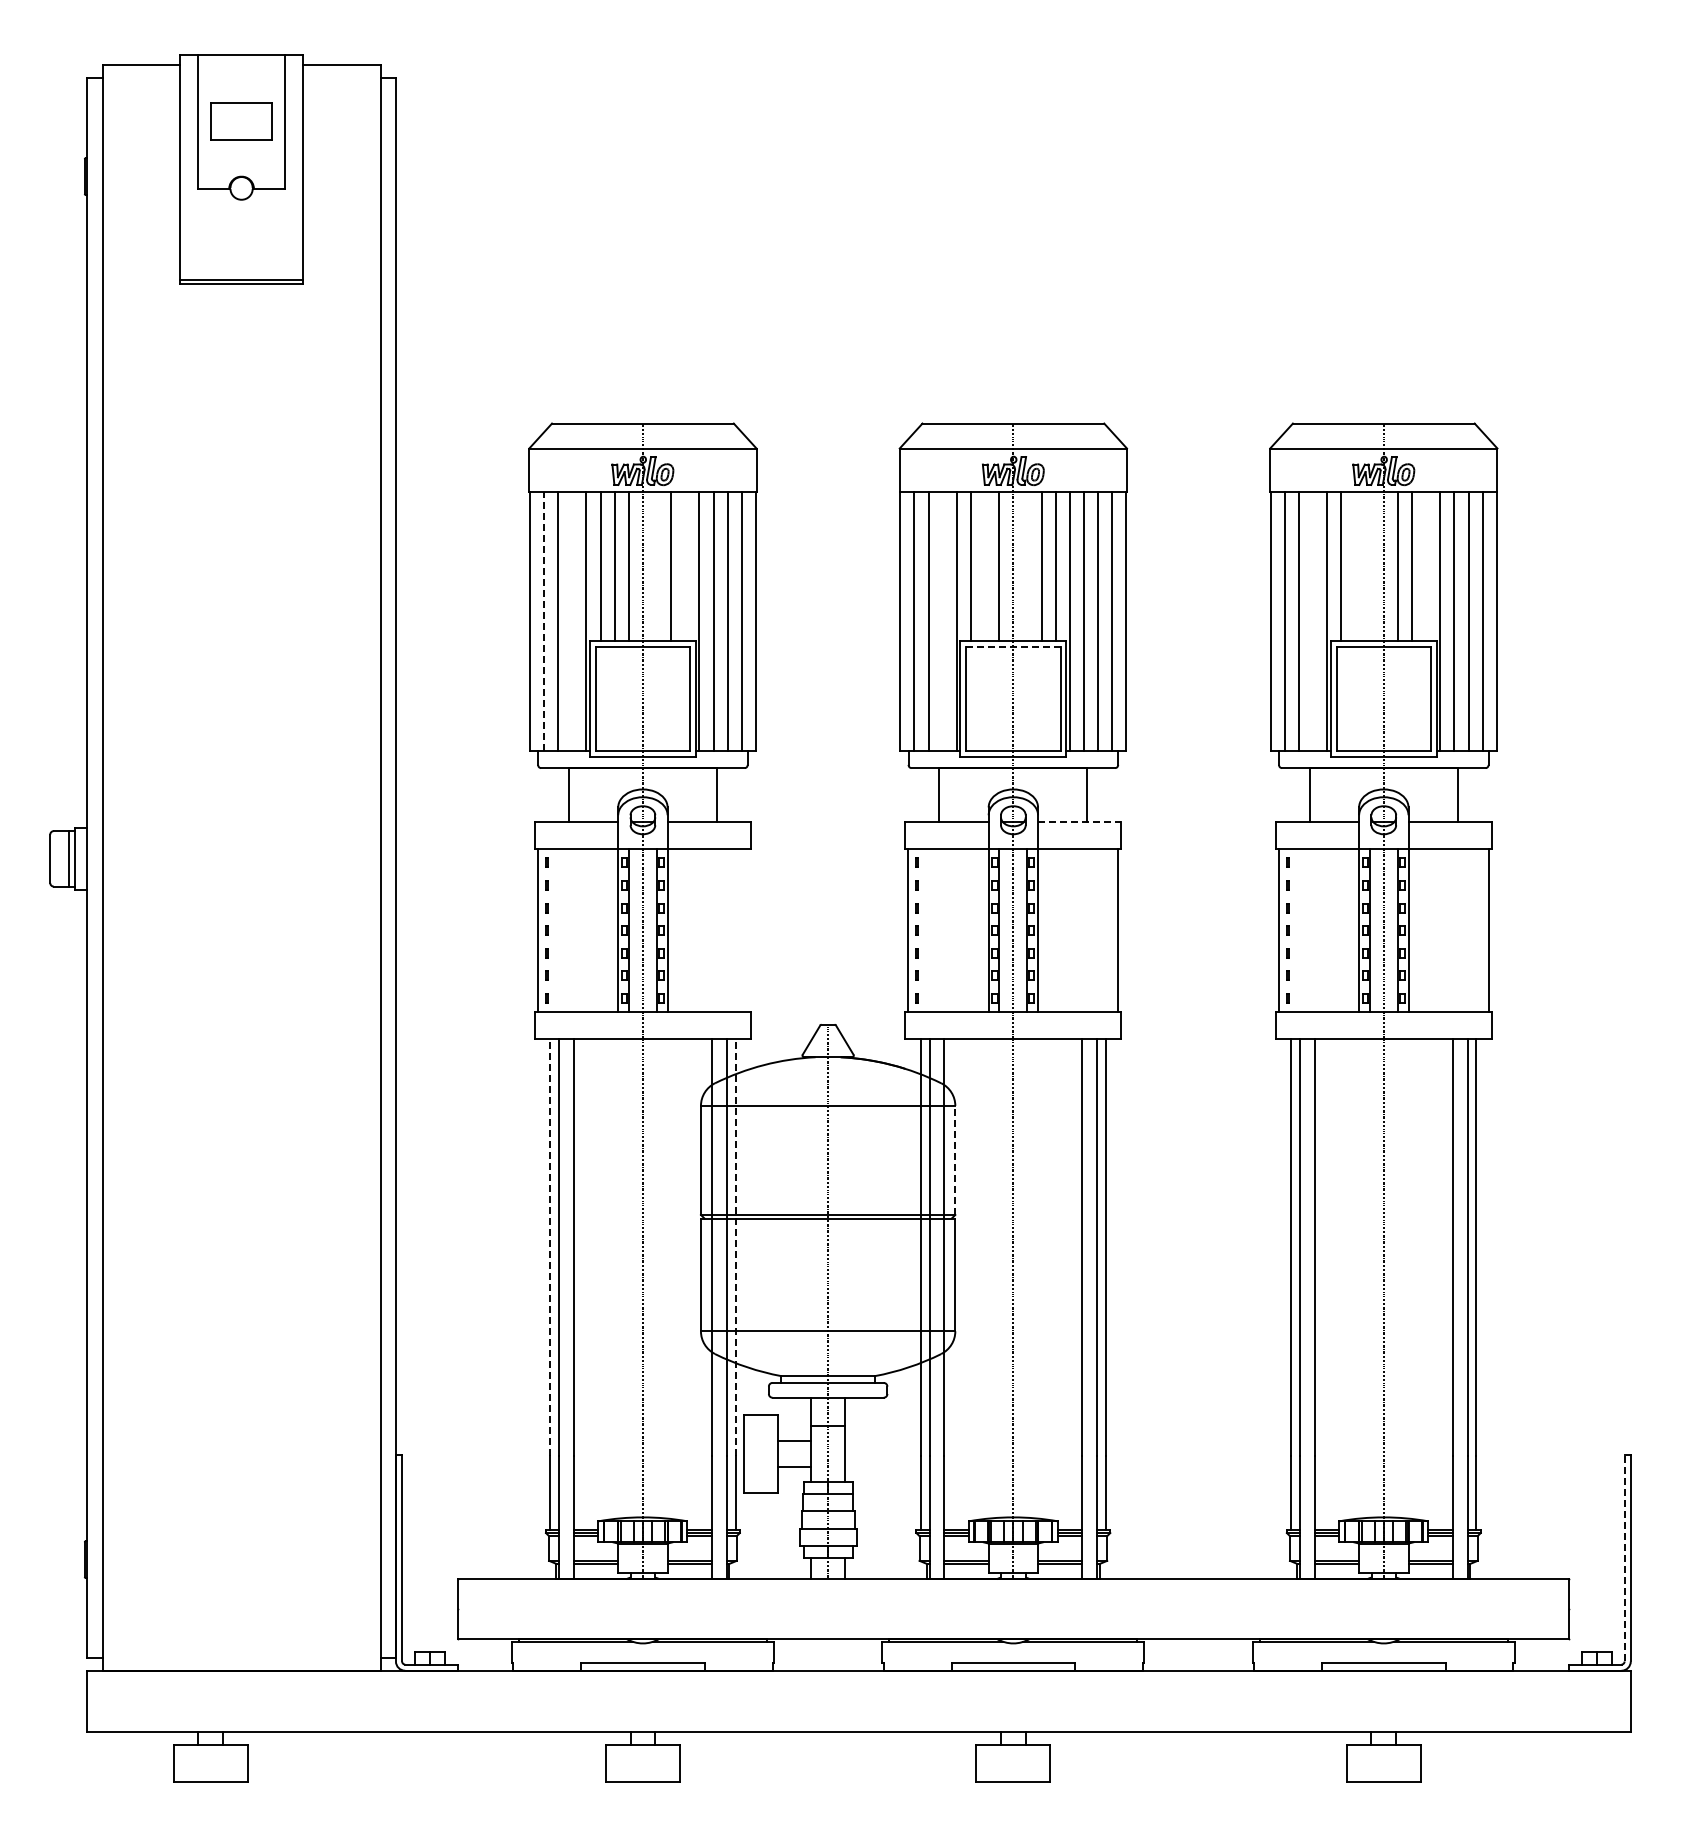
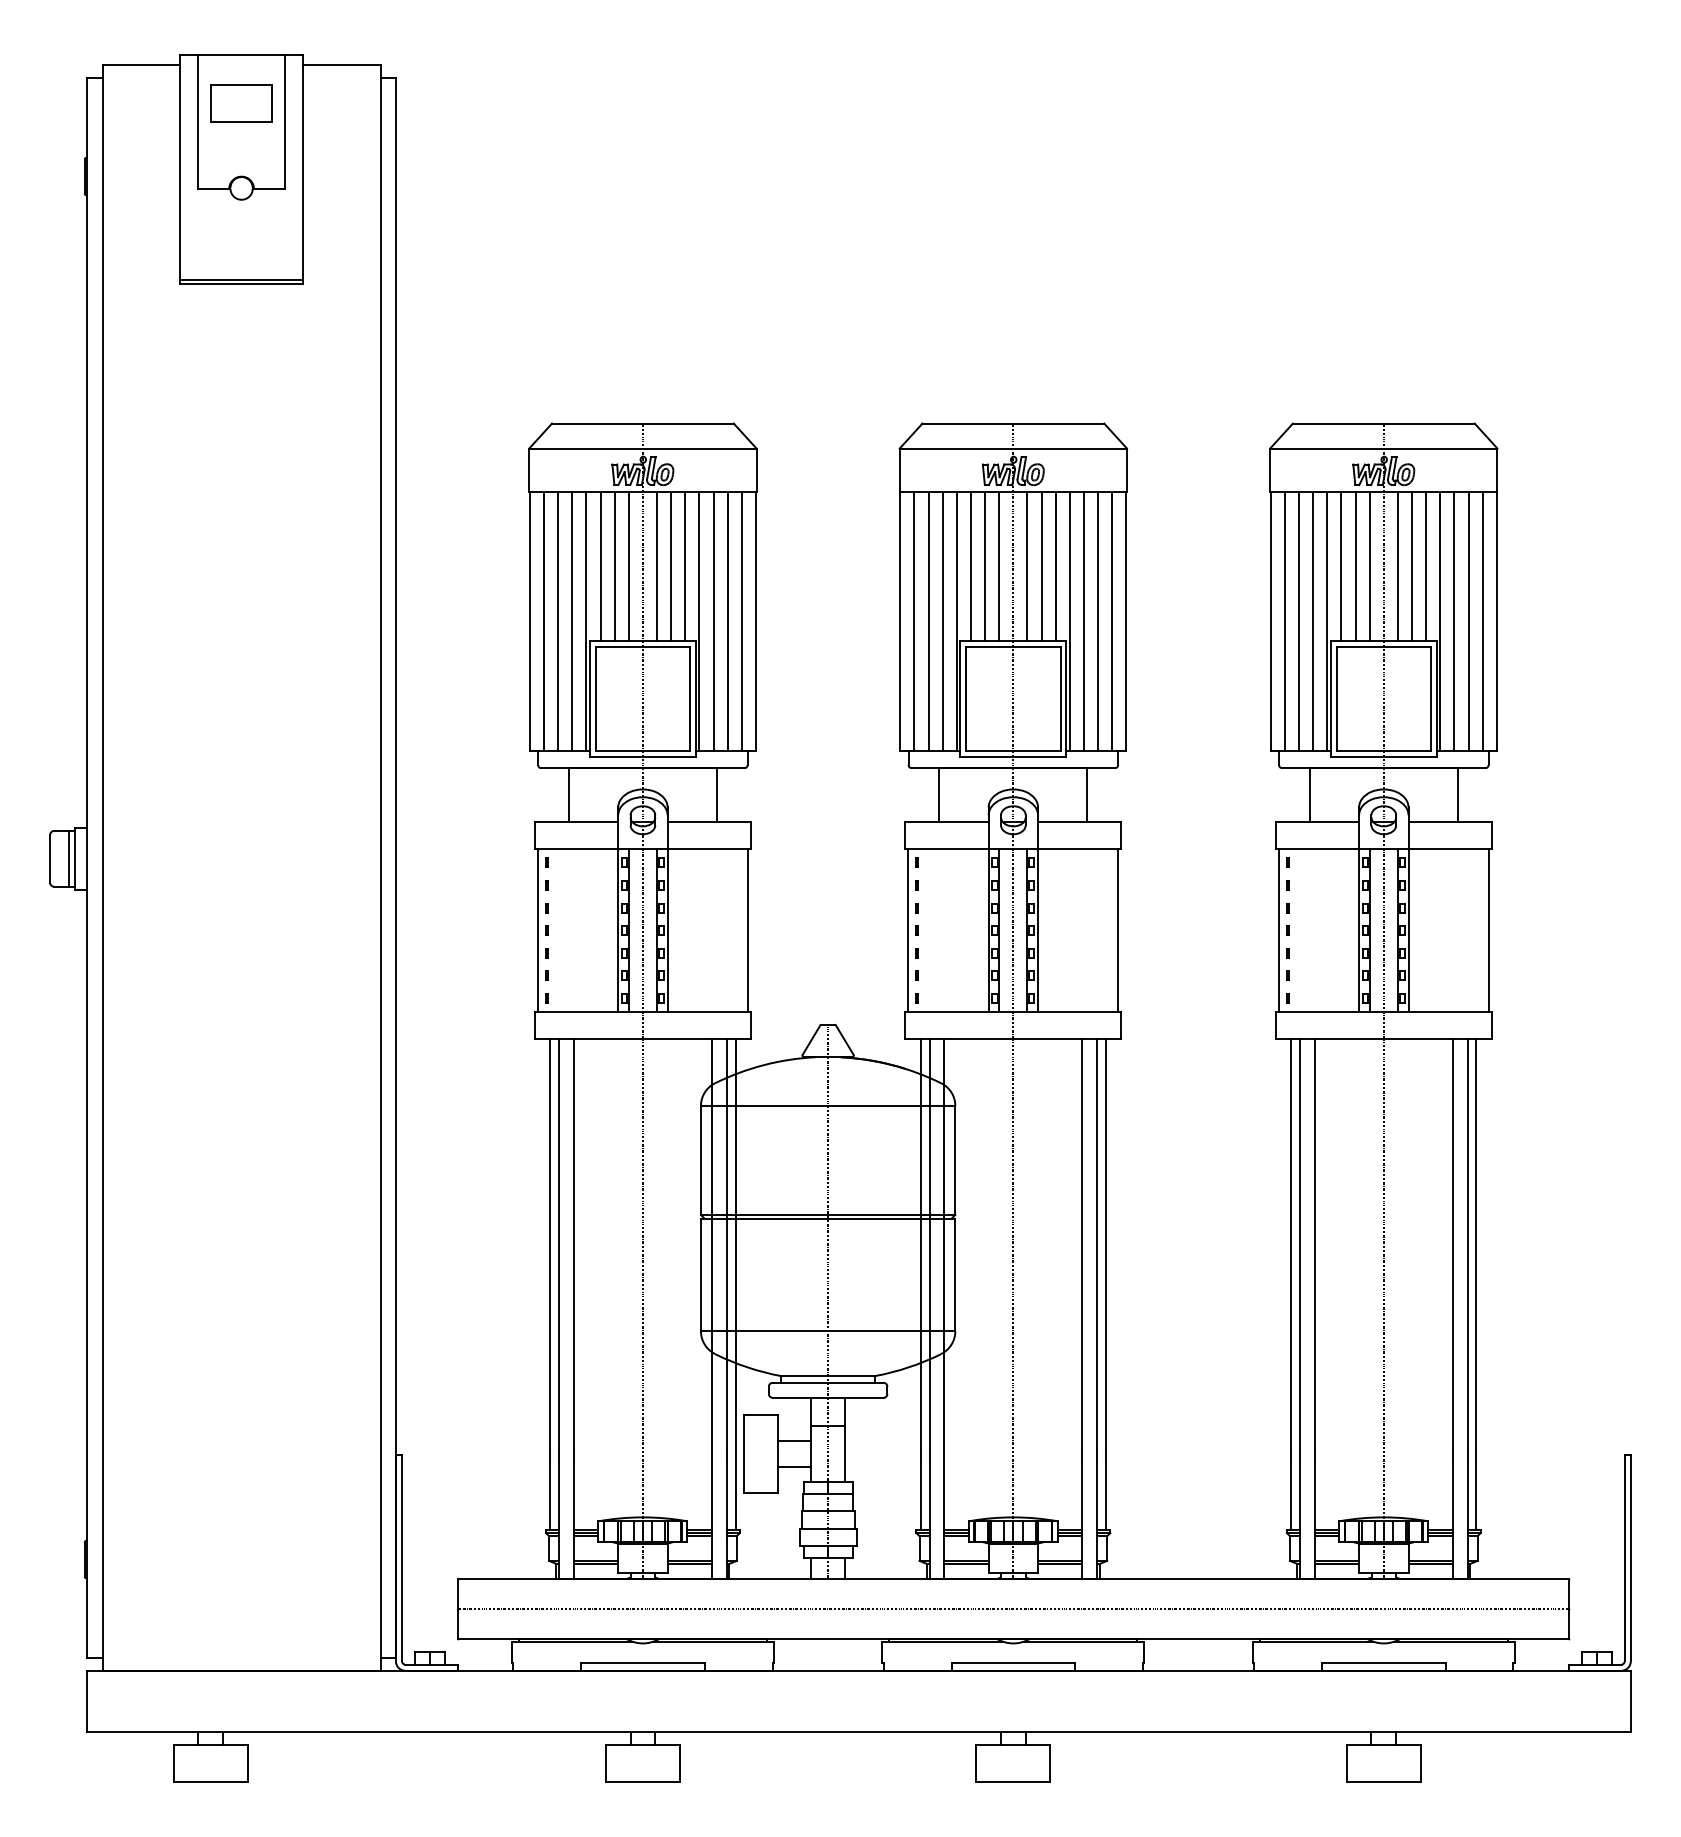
part position: (241, 121) -> (241, 103) (241, 103)
line: none -> present (657, 566)
line: none -> present (685, 566)
line: none -> present (985, 566)
line: none -> present (1027, 566)
line: none -> present (1355, 566)
line: none -> present (1369, 566)
line: none -> present (1426, 566)
line: dashed -> solid (544, 621)
line: none -> present (572, 621)
line: none -> present (942, 621)
line: none -> present (1313, 621)
line: dashed -> solid (1012, 647)
line: dashed -> solid (1079, 822)
line: none -> present (747, 930)
line: dashed -> solid (955, 1160)
line: dashed -> solid (550, 1246)
line: dashed -> solid (735, 1246)
line: dashed -> solid (1624, 1557)
line: none -> present (1013, 1609)
